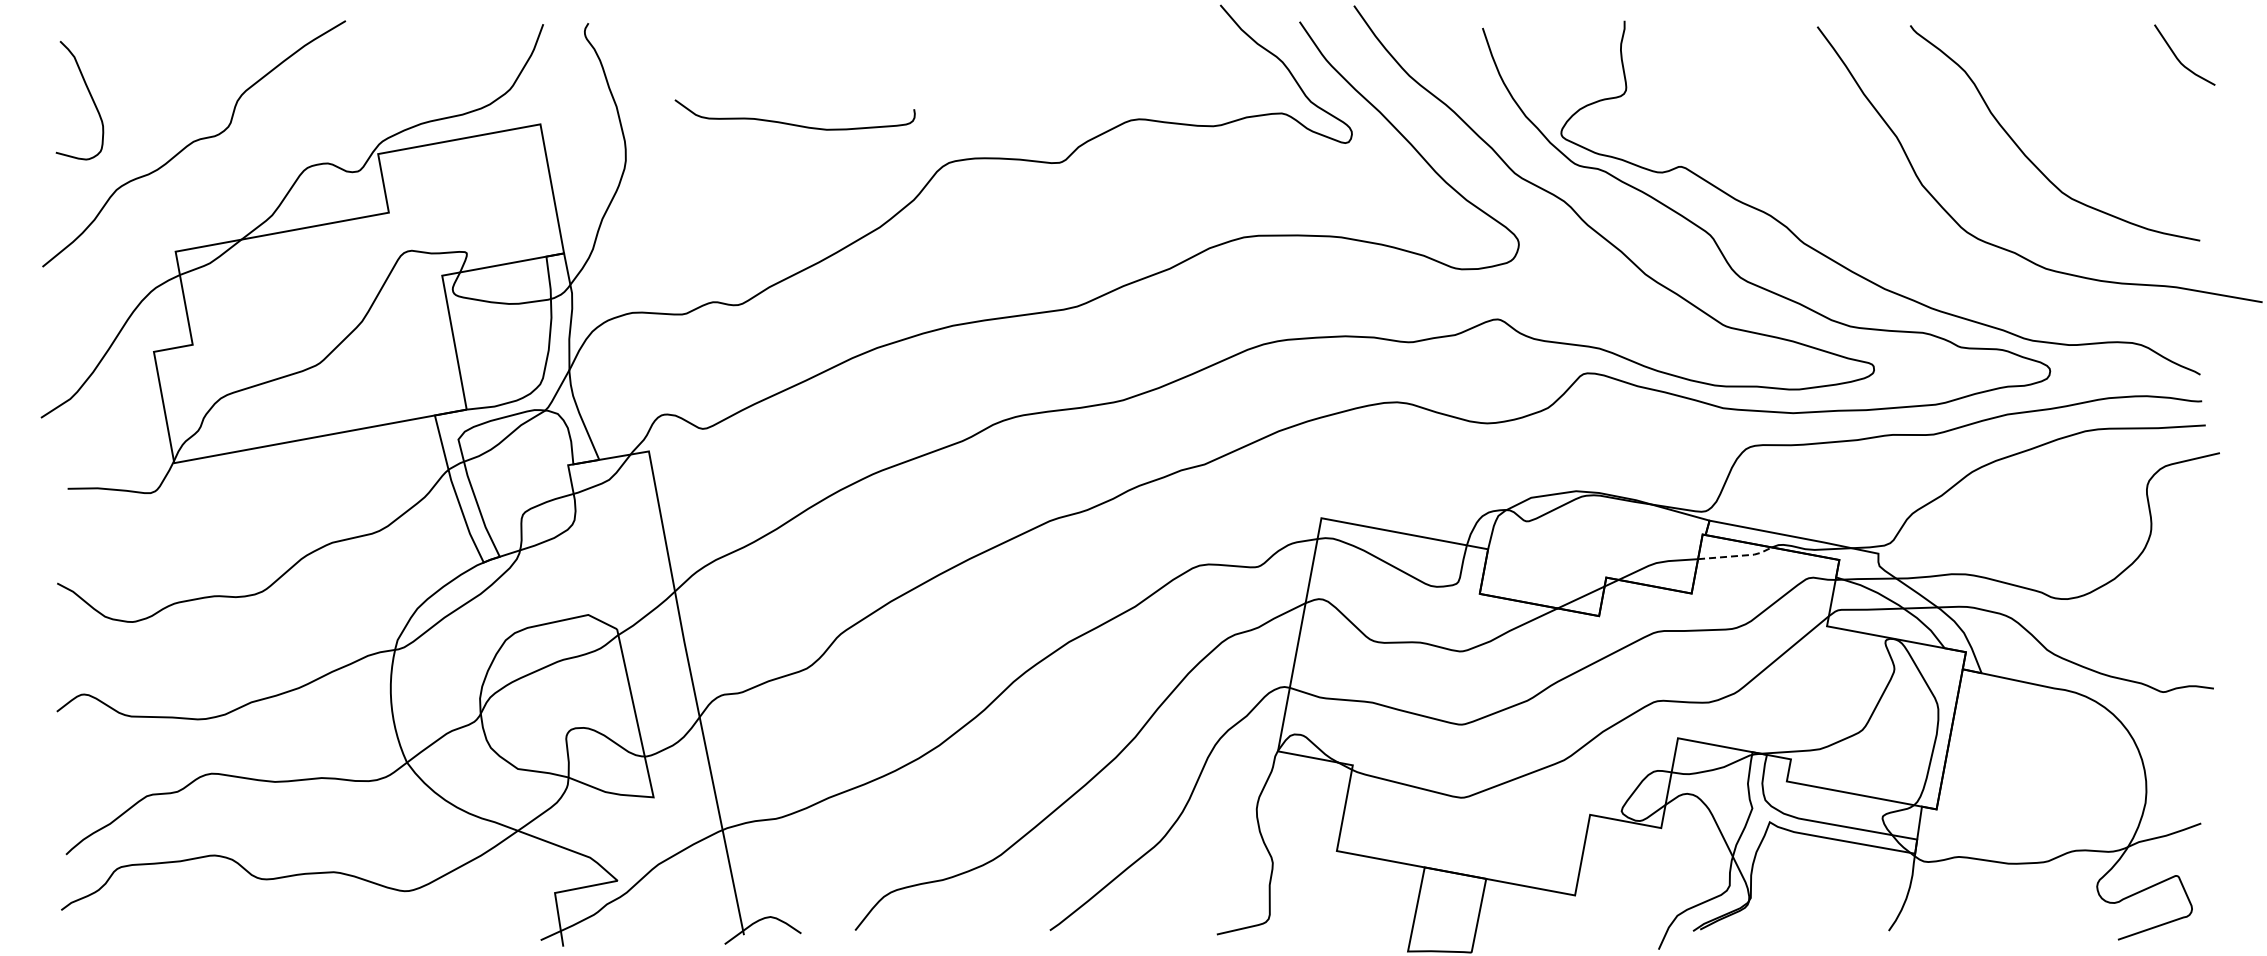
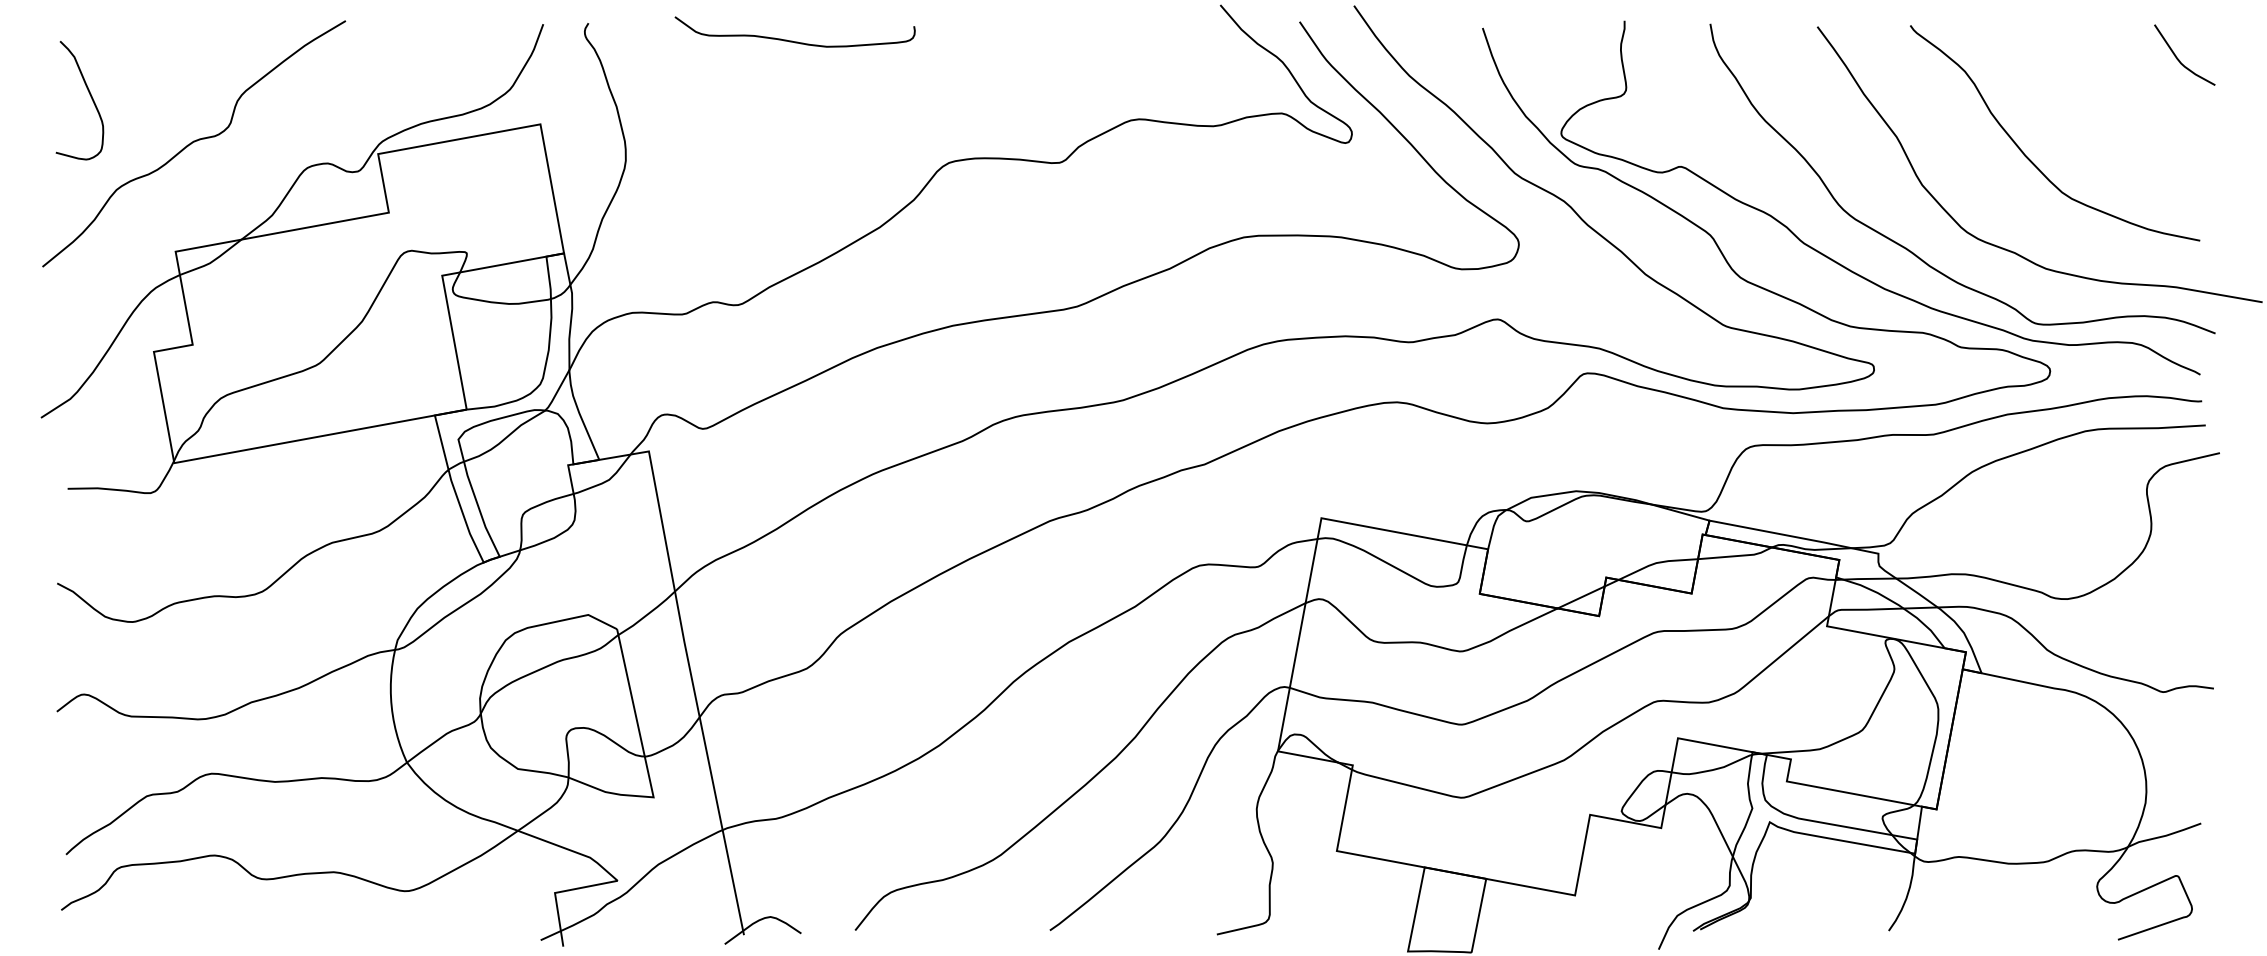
curve position: (792, 123) -> (792, 40) (792, 40)
curve: none -> present (1912, 251)
line: dashed -> solid (1737, 556)
